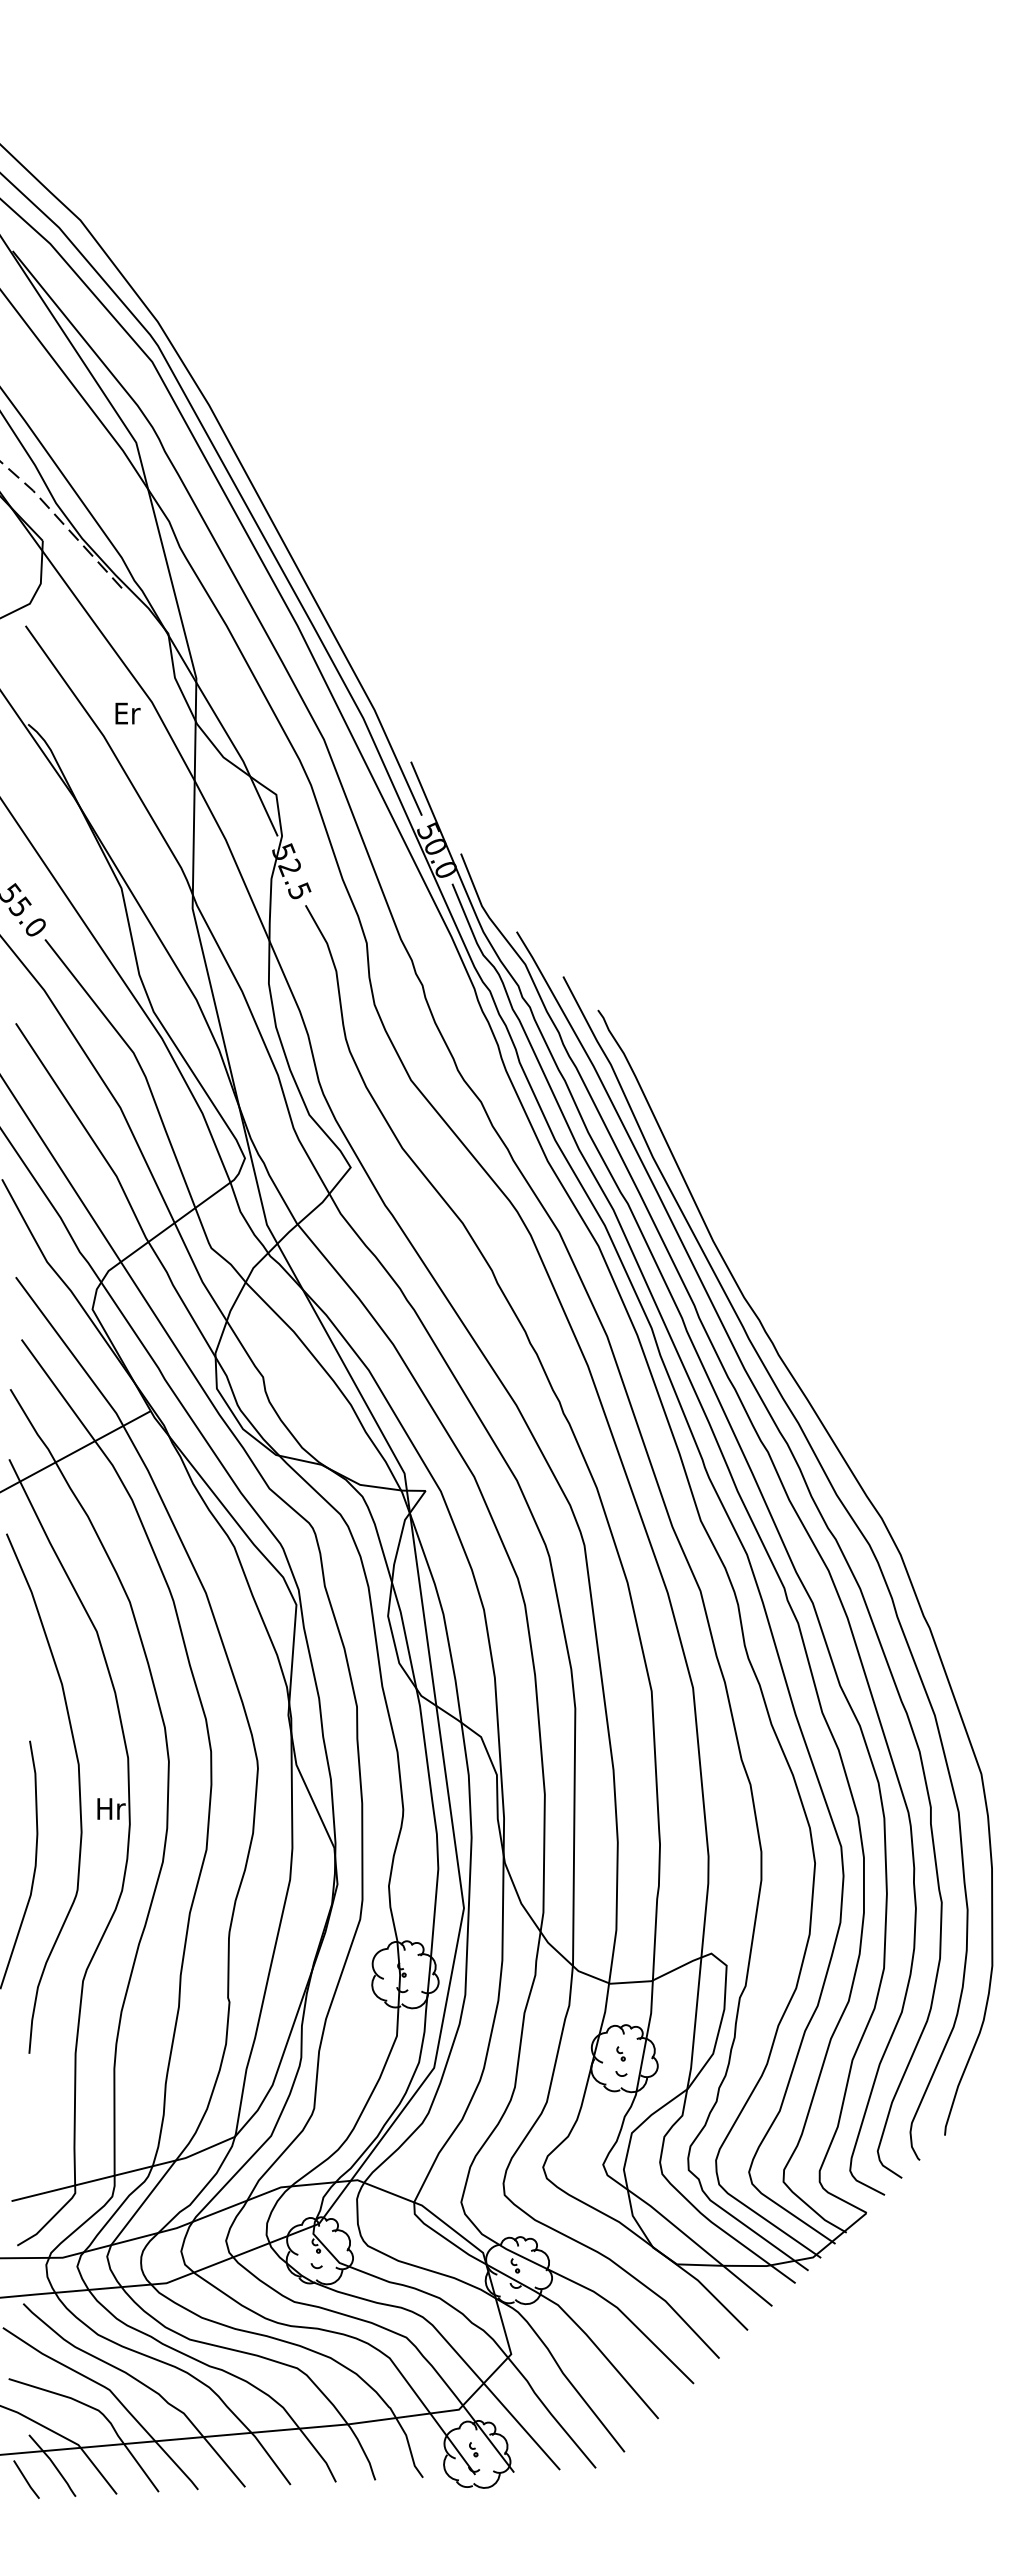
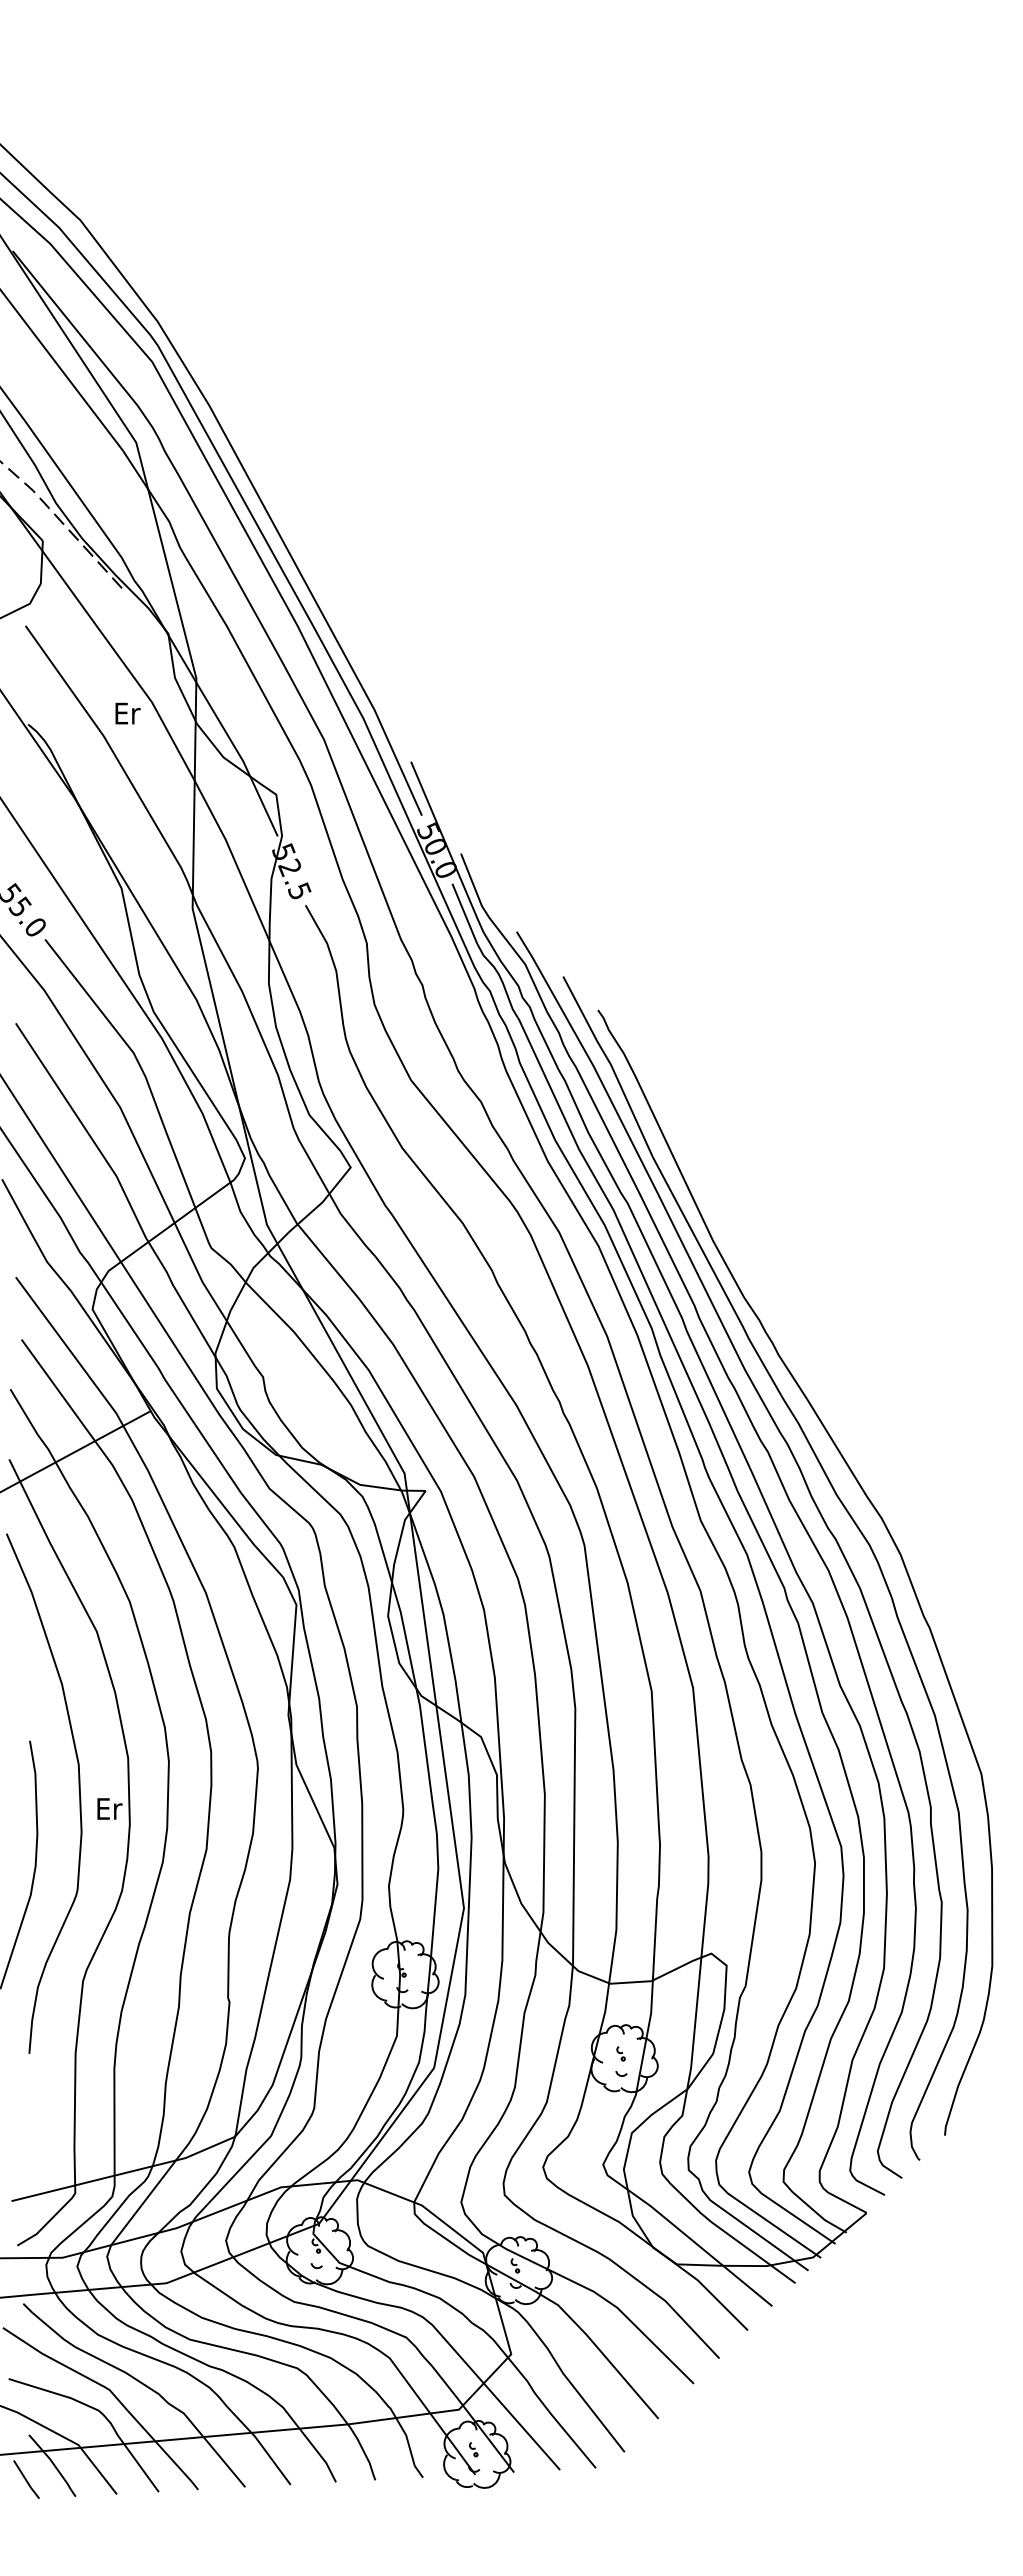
text: Hr -> Er (112, 1808)
